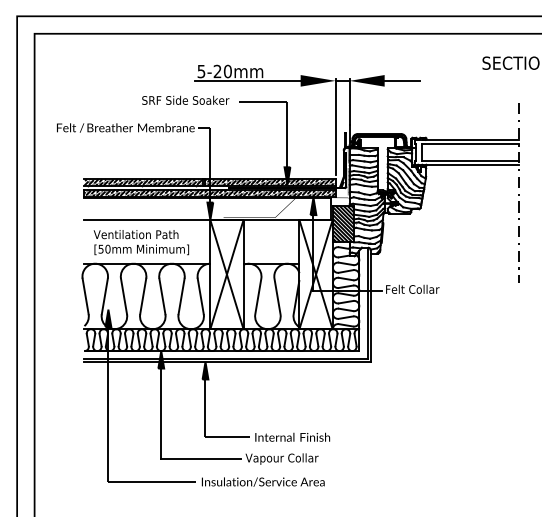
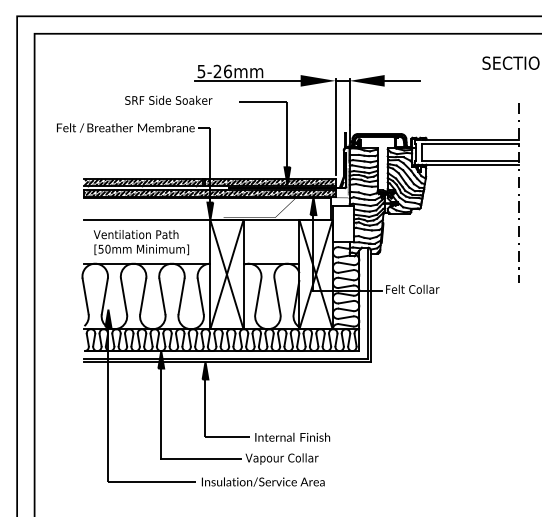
text: 5-20mm -> 5-26mm (227, 70)
text position: (185, 99) -> (168, 99) (168, 99)
hatch: present -> none (343, 223)
